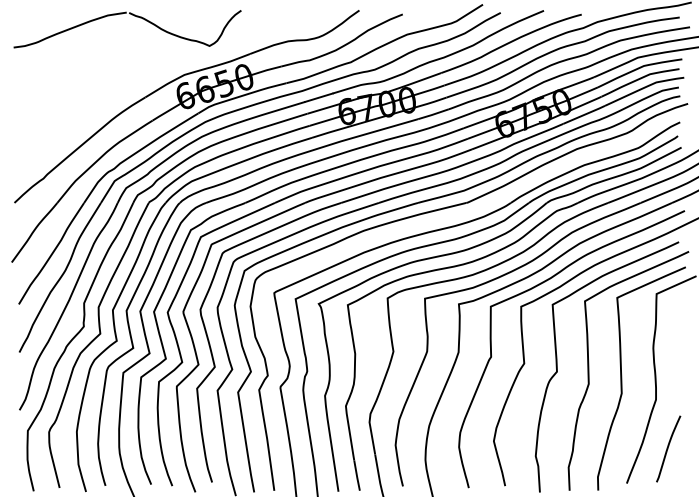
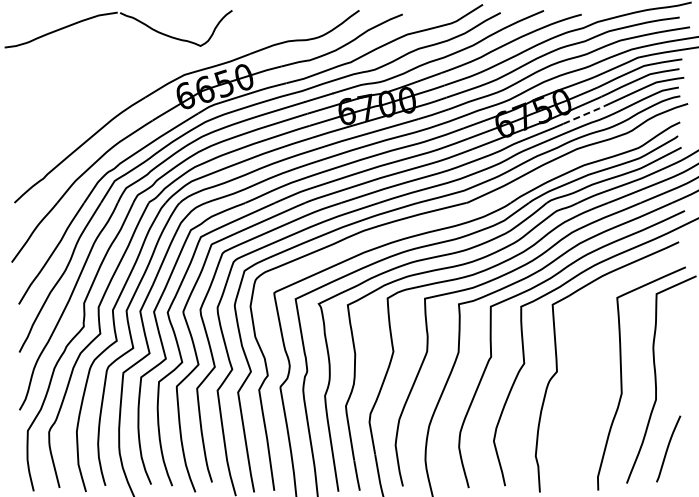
part position: (134, 16) -> (125, 16) (125, 16)
line: solid -> dashed (585, 114)
curve: present -> none (589, 370)
